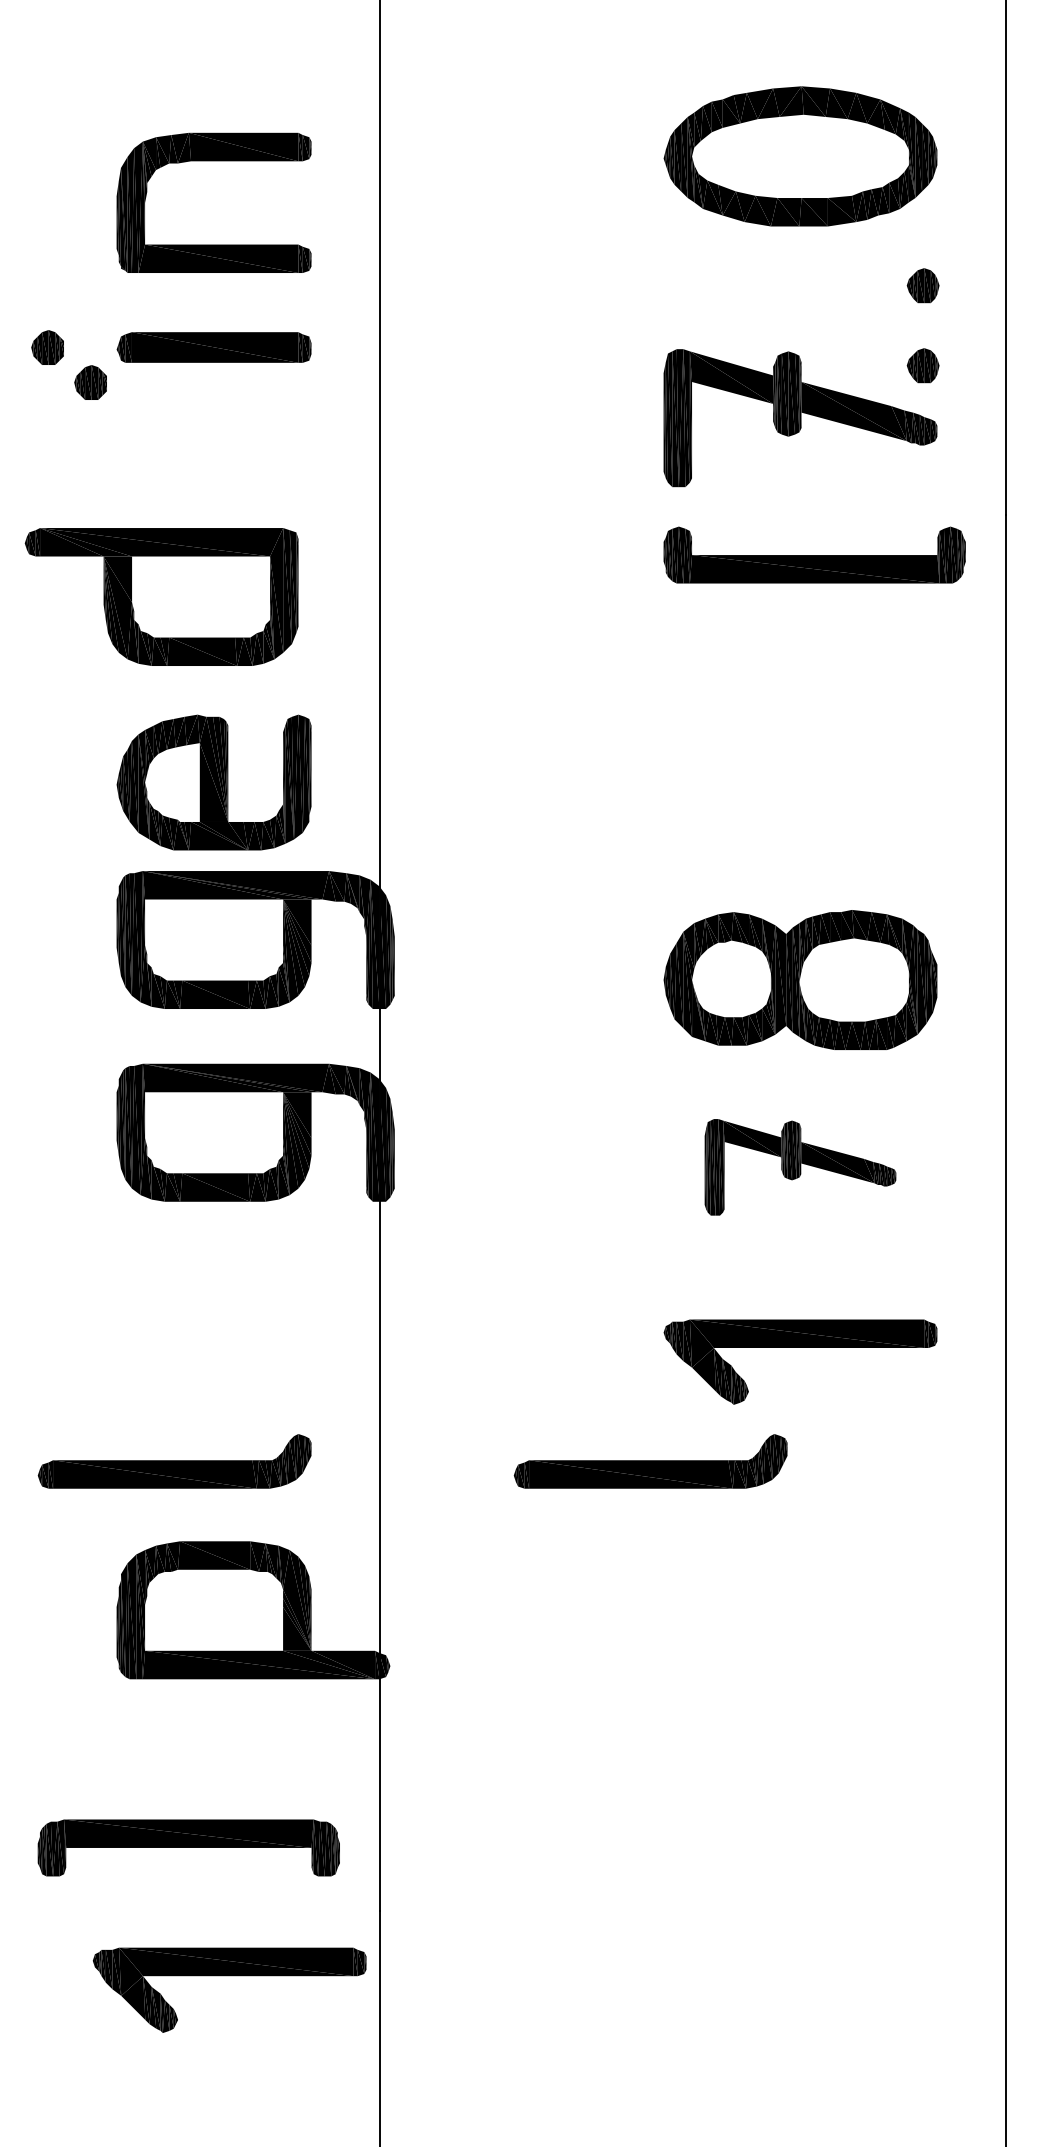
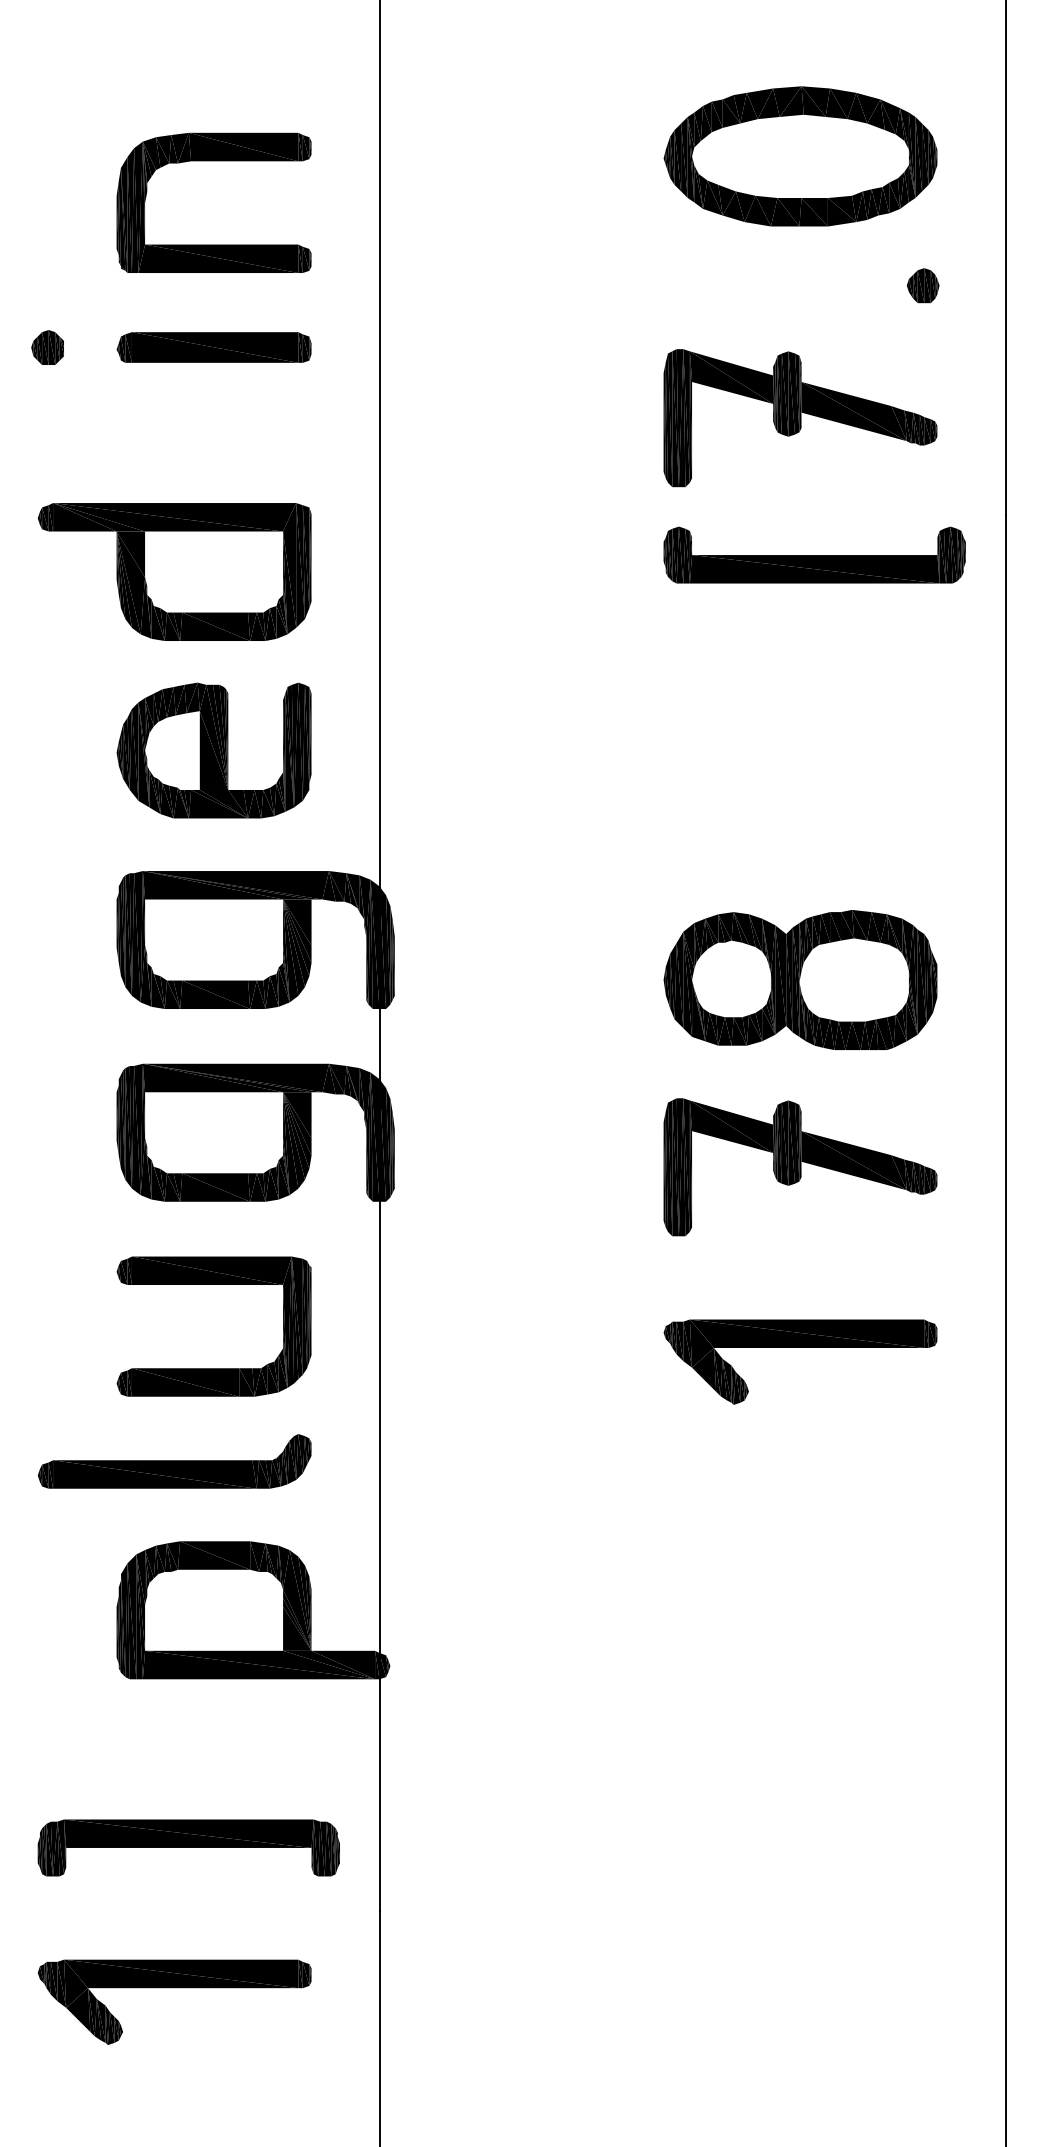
part: present -> none (922, 365)
part: present -> none (90, 382)
part position: (161, 596) -> (174, 571) (174, 571)
part position: (213, 782) -> (213, 750) (213, 750)
part size: 193x97 px -> 275x139 px (800, 1167)
part: none -> present (213, 1284)
part: present -> none (650, 1461)
part position: (229, 1976) -> (174, 1988) (174, 1988)
